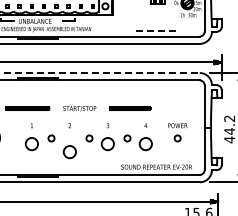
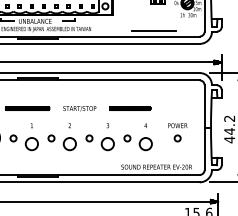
line: dashed -> solid (153, 30)
line: dashed -> solid (99, 73)
circle: none -> present (13, 138)
circle position: (69, 152) -> (69, 144) (69, 144)
